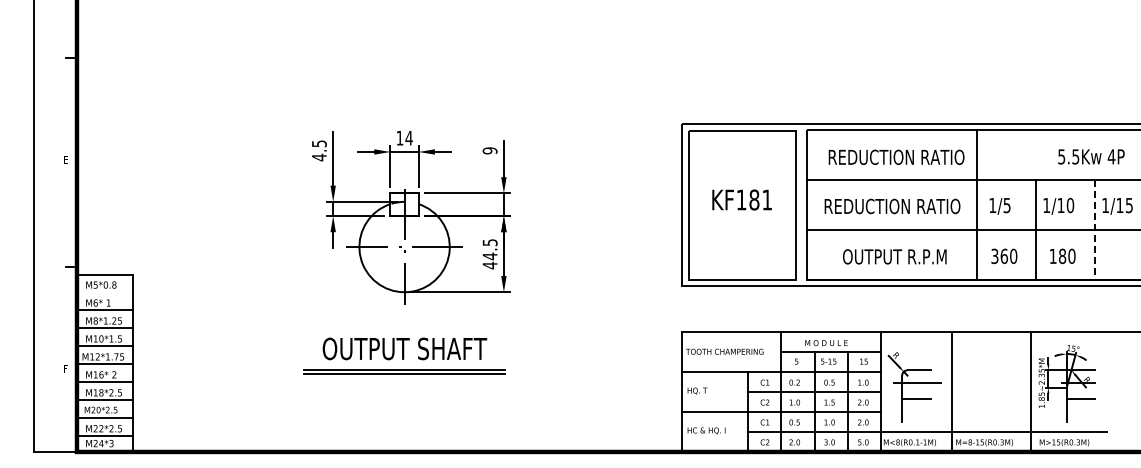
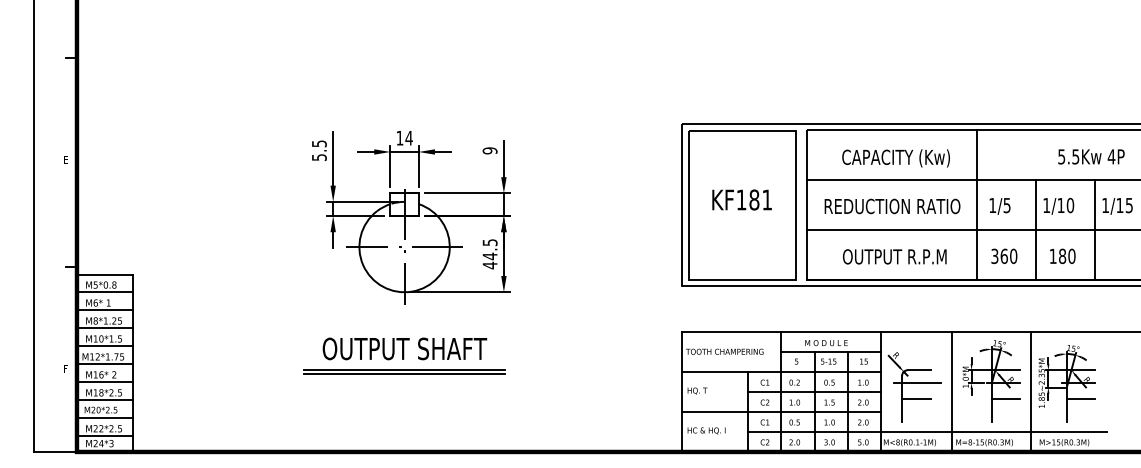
text: 4.5 -> 5.5 (319, 157)
text: REDUCTION RATIO -> CAPACITY (Kw) (896, 158)
line: dashed -> solid (1095, 229)
line: none -> present (104, 292)
part: none -> present (991, 381)
